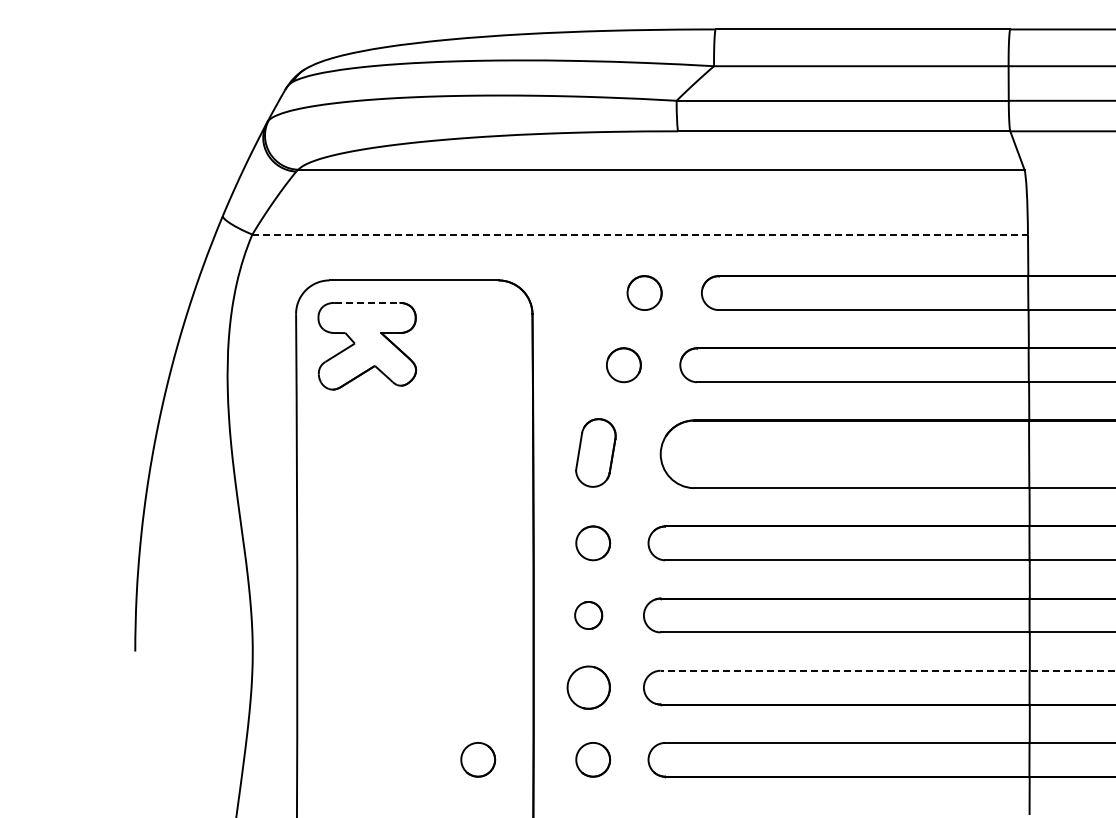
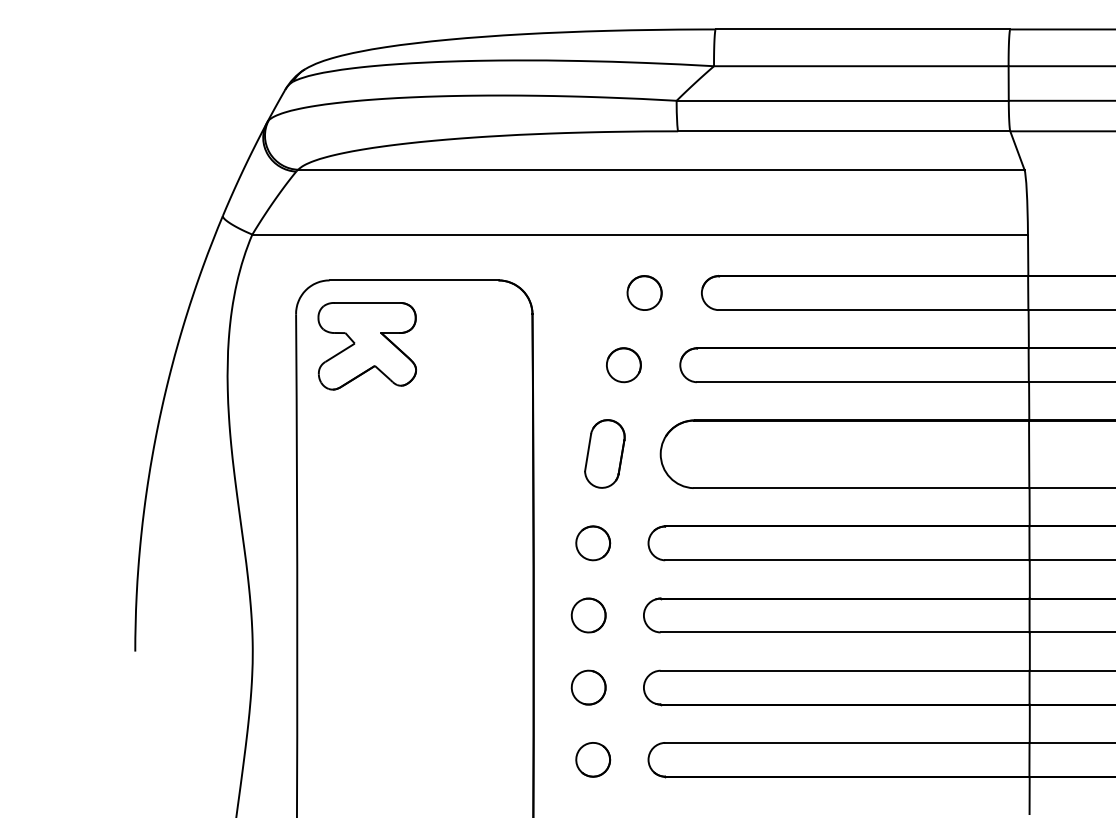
line: dashed -> solid (640, 234)
line: dashed -> solid (367, 302)
part position: (595, 452) -> (604, 453) (604, 453)
part size: 30x29 px -> 37x37 px (588, 615)
line: dashed -> solid (887, 670)
part size: 45x45 px -> 37x37 px (588, 687)
part: present -> none (478, 759)
